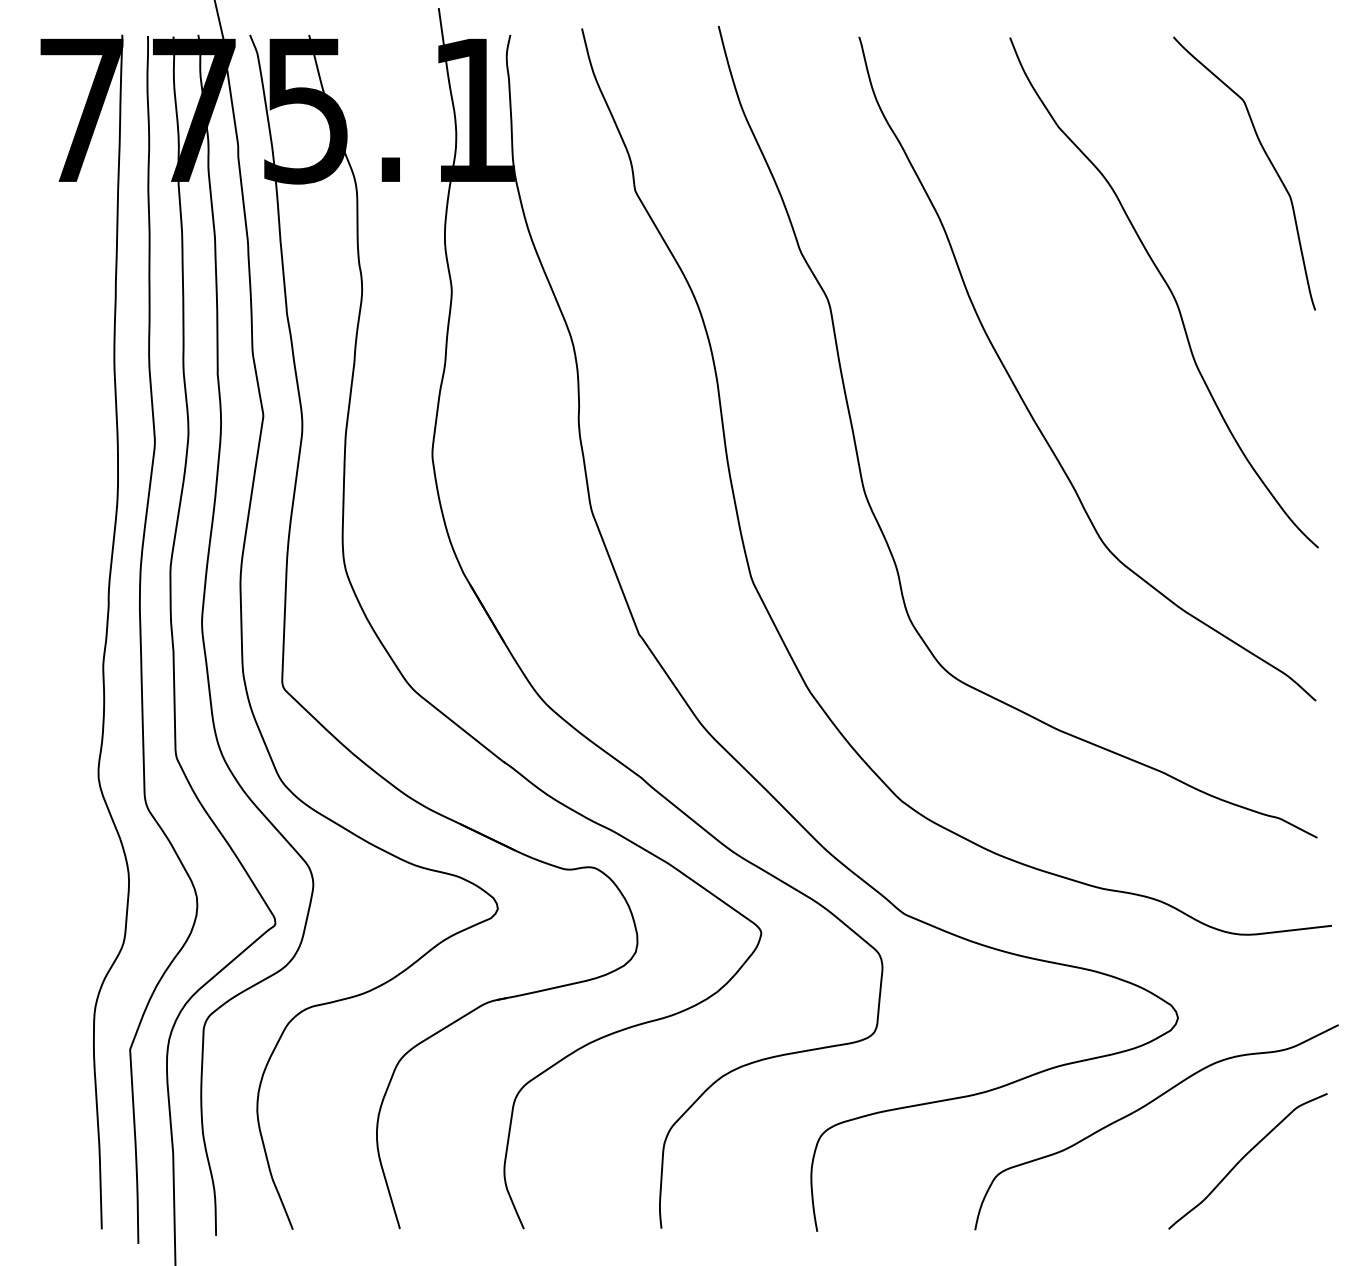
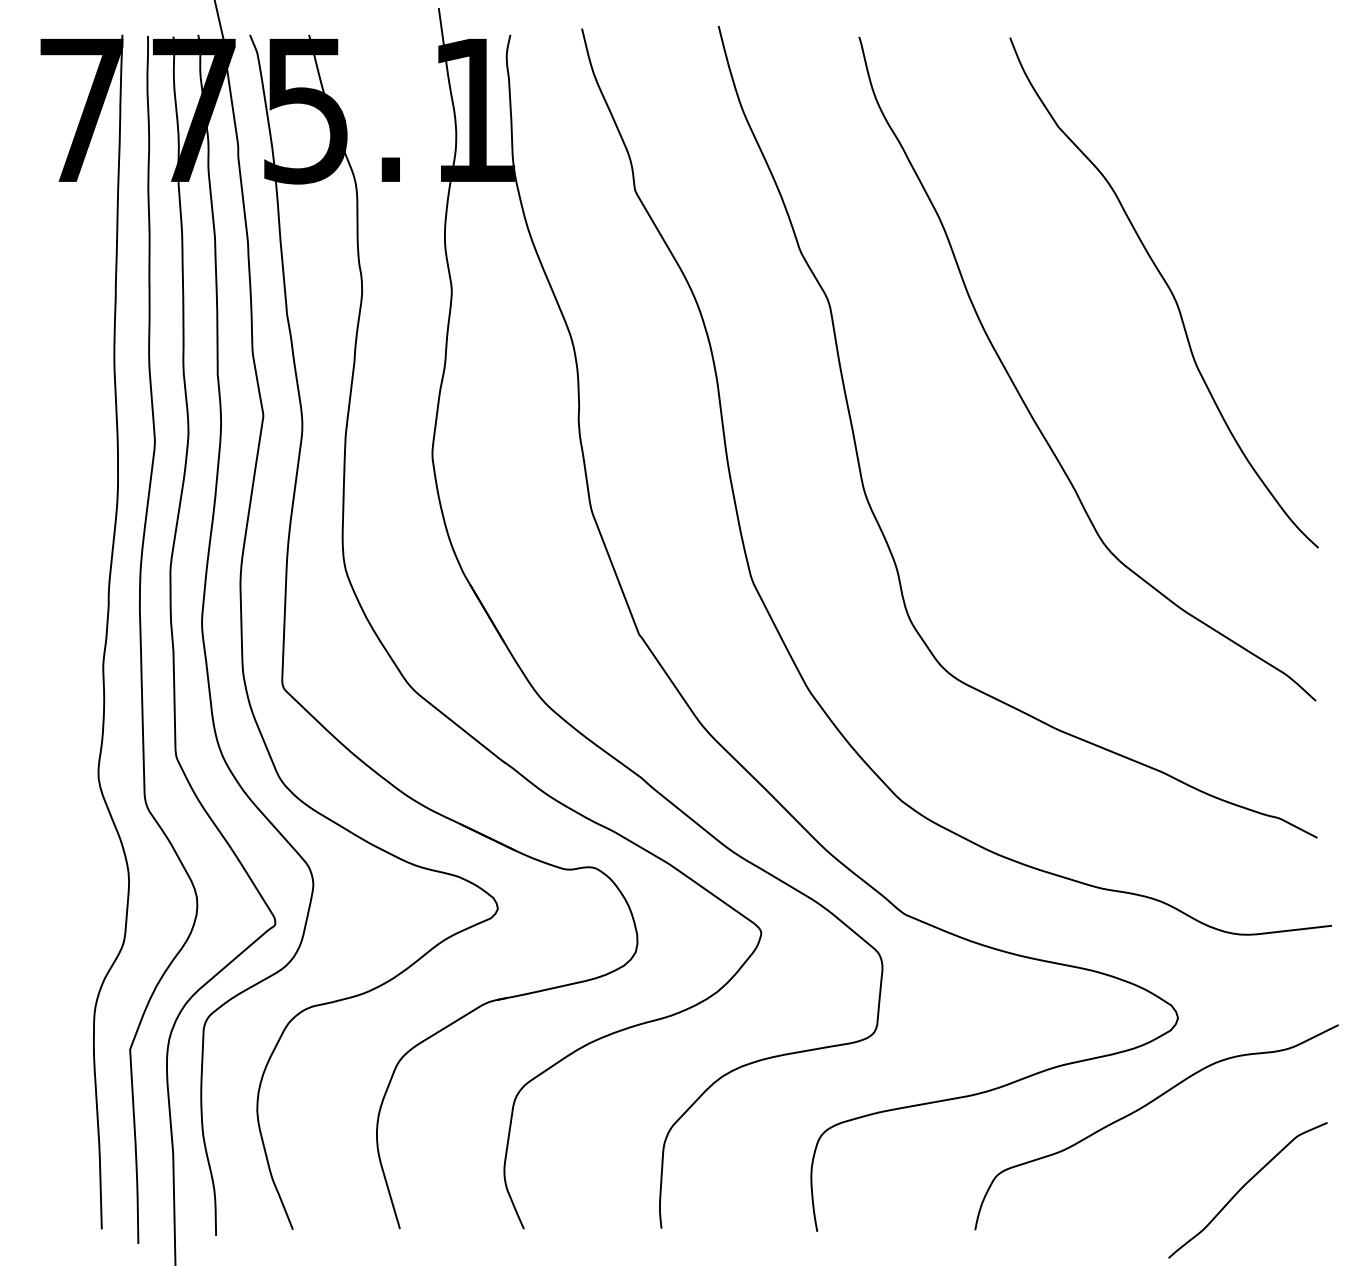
curve: present -> none (1268, 160)
curve position: (1244, 1157) -> (1244, 1186) (1244, 1186)
